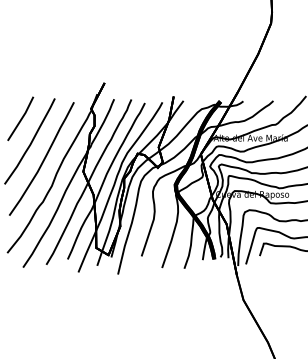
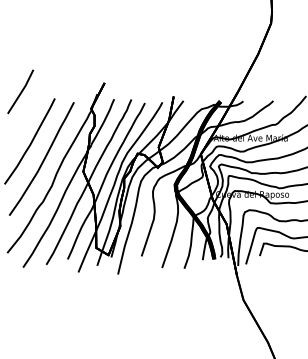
part position: (20, 118) -> (20, 91) (20, 91)
